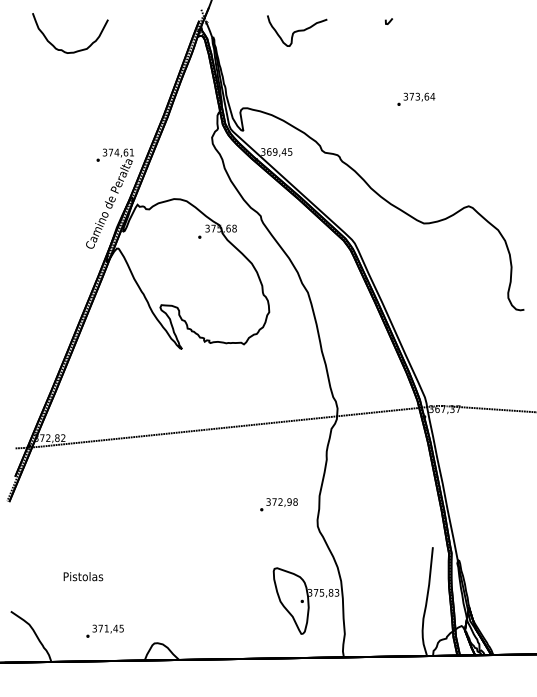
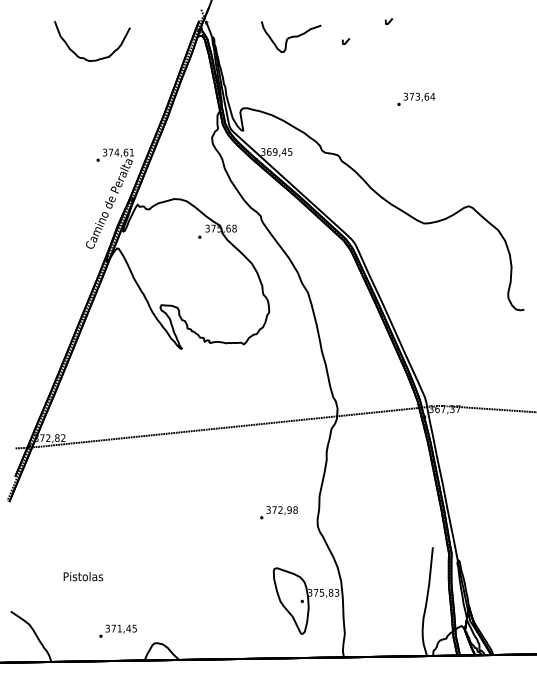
curve position: (297, 30) -> (291, 36) (291, 36)
curve: none -> present (345, 41)
curve position: (62, 49) -> (84, 57) (84, 57)
text position: (278, 504) -> (278, 512) (278, 512)
text position: (104, 630) -> (117, 630) (117, 630)
